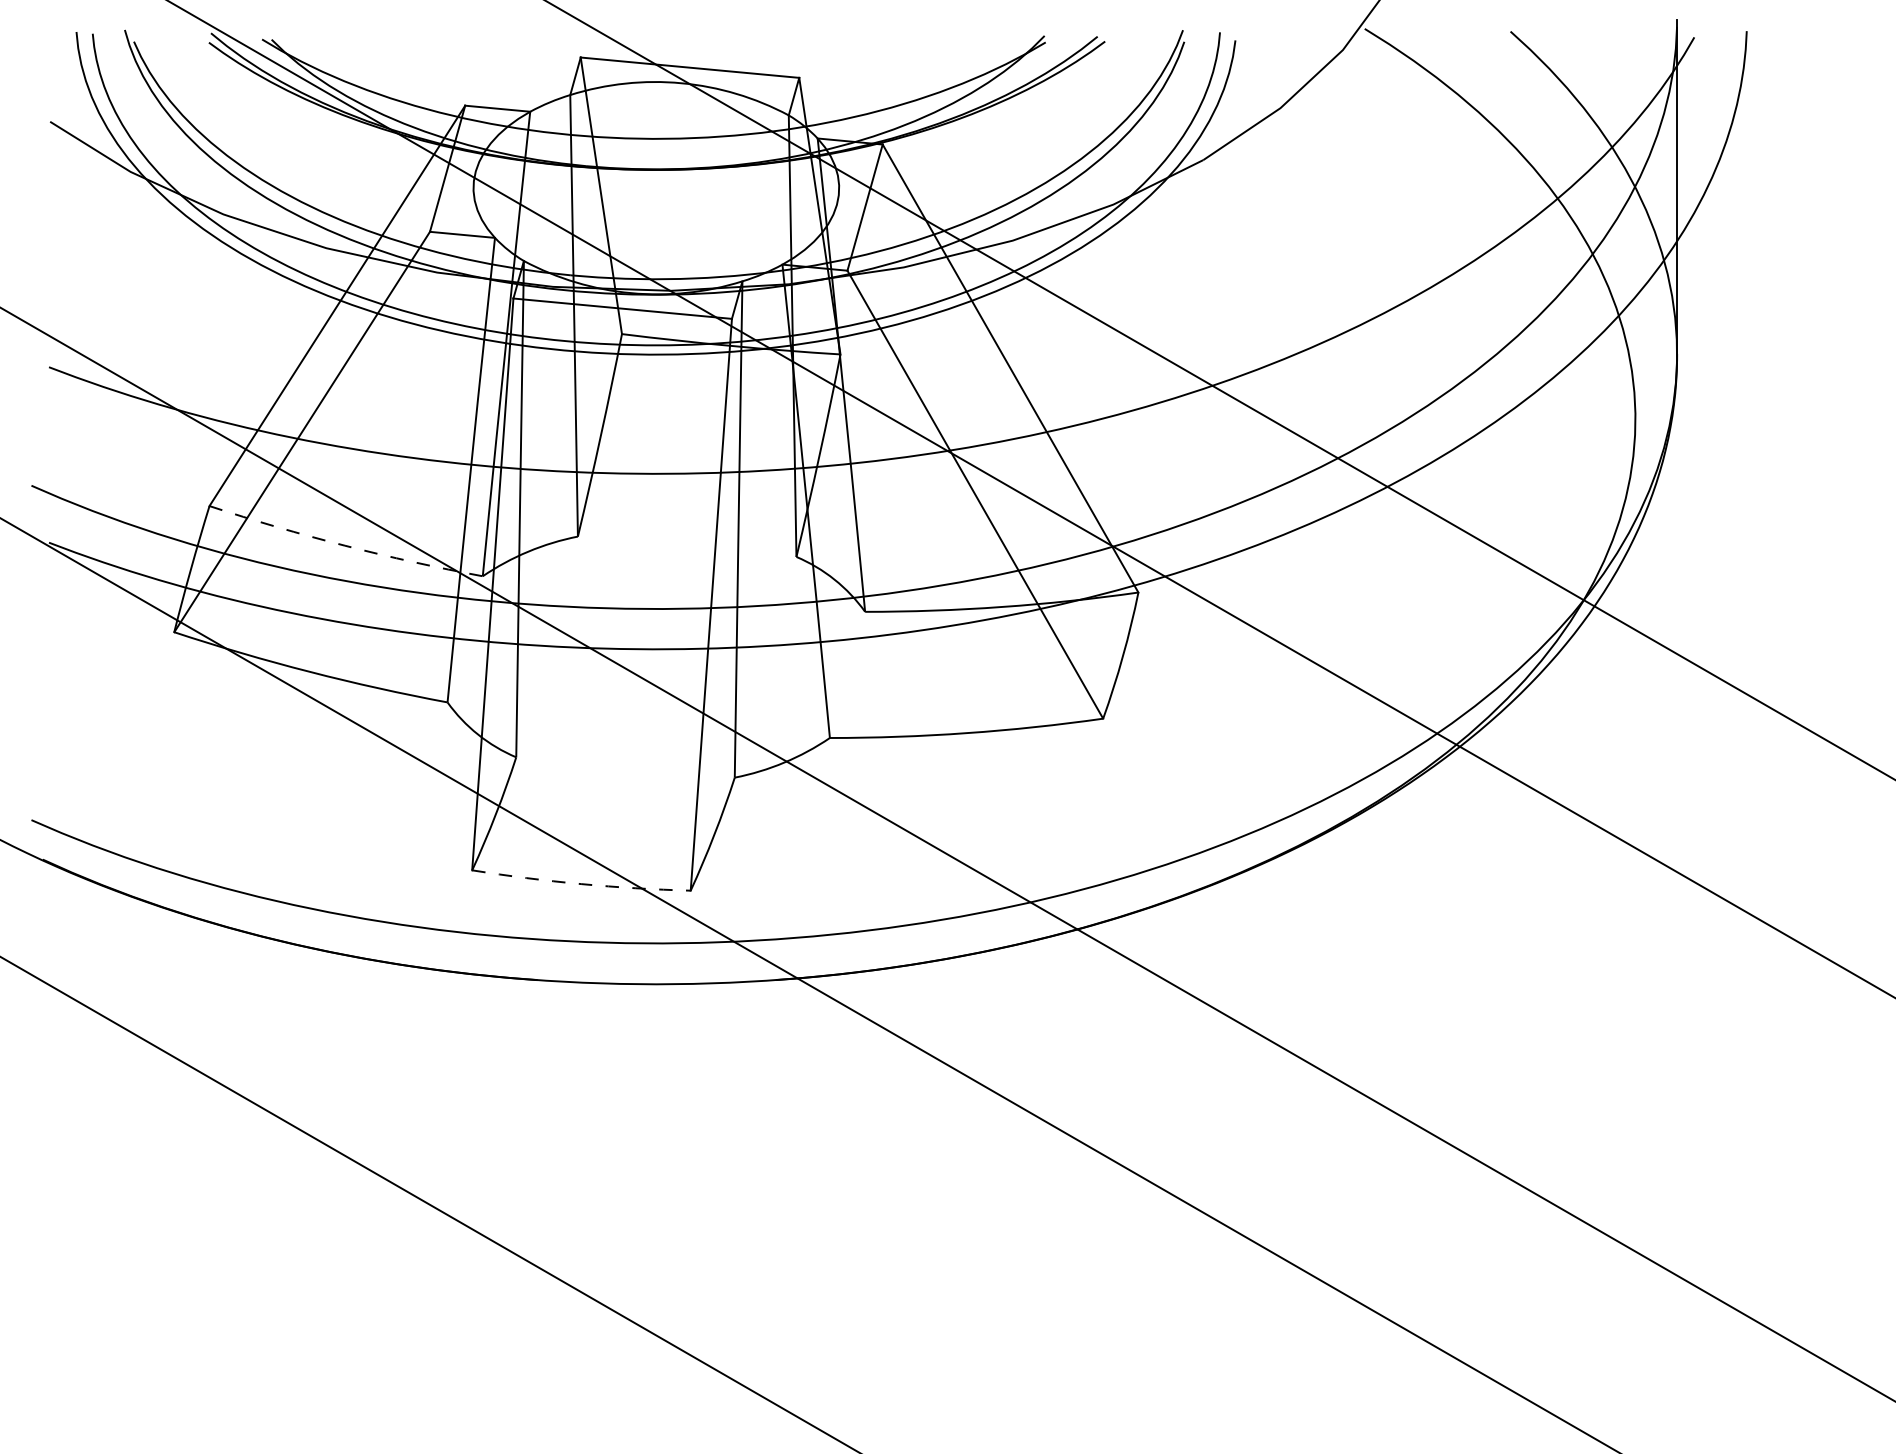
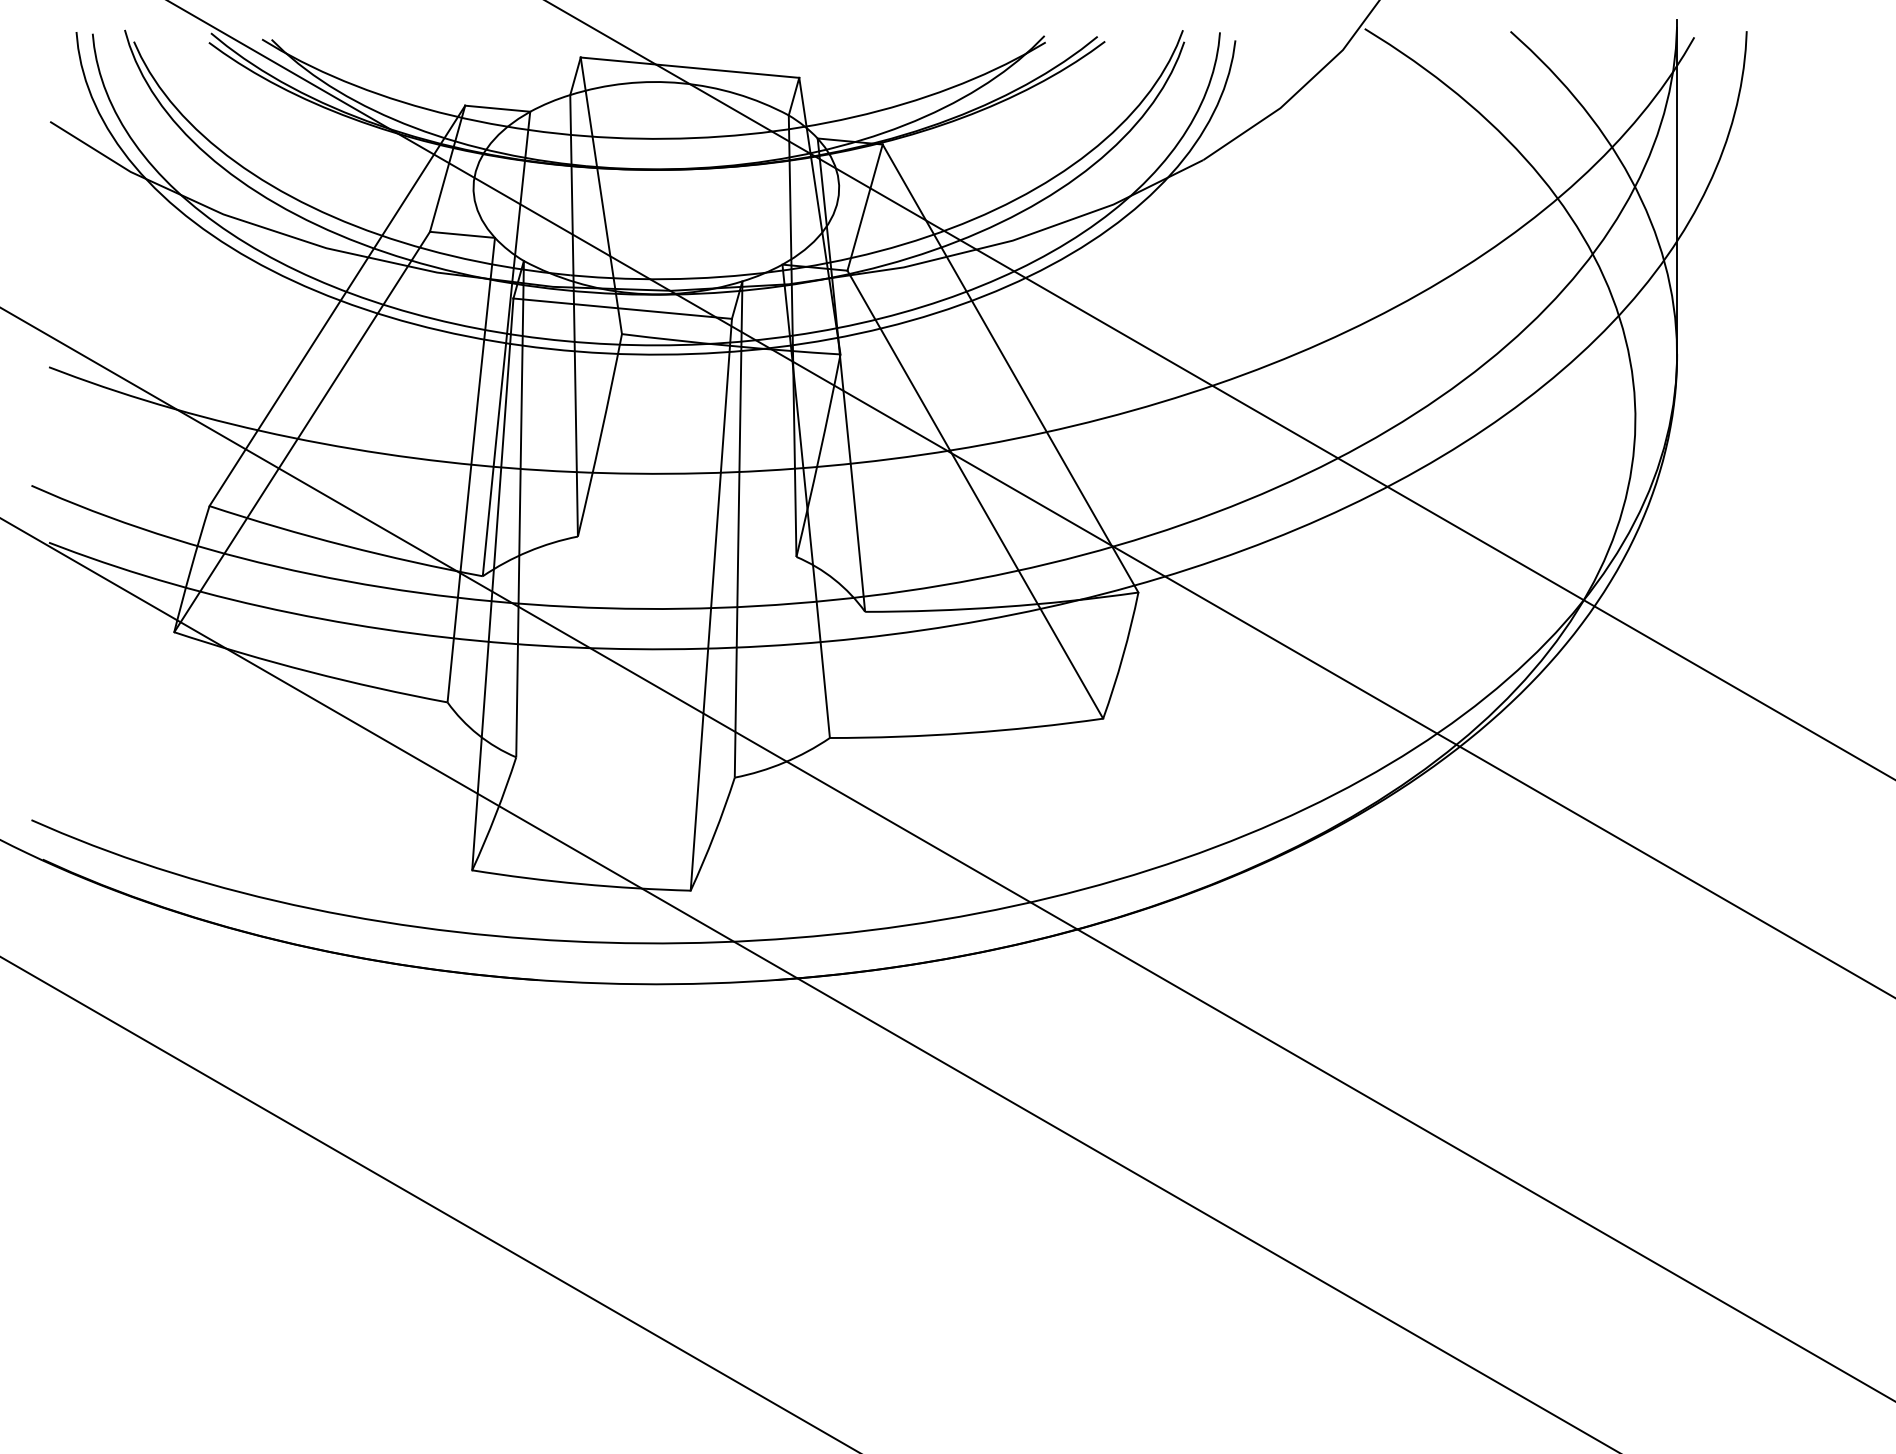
arc: dashed -> solid (344, 545)
arc: dashed -> solid (581, 884)
